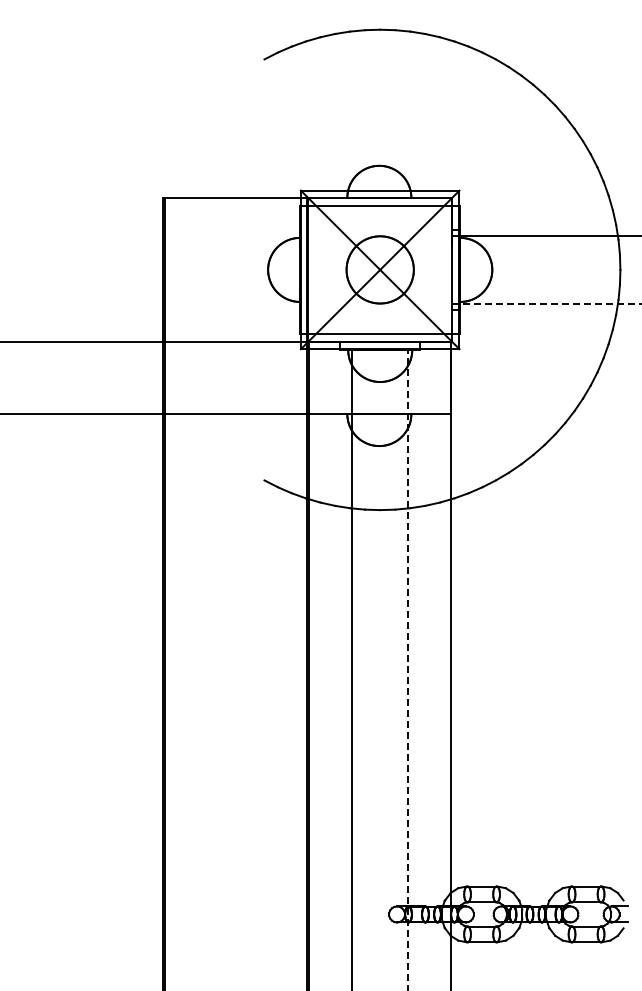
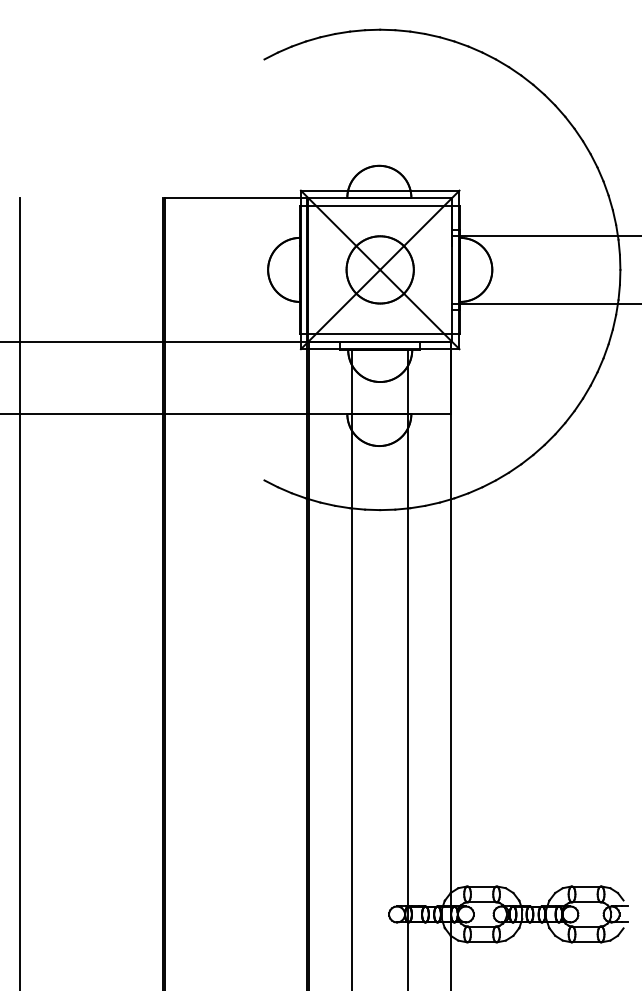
line: dashed -> solid (547, 303)
line: none -> present (20, 592)
line: dashed -> solid (408, 669)
